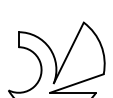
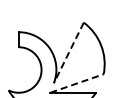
line: solid -> dashed (68, 52)
line: solid -> dashed (77, 83)
